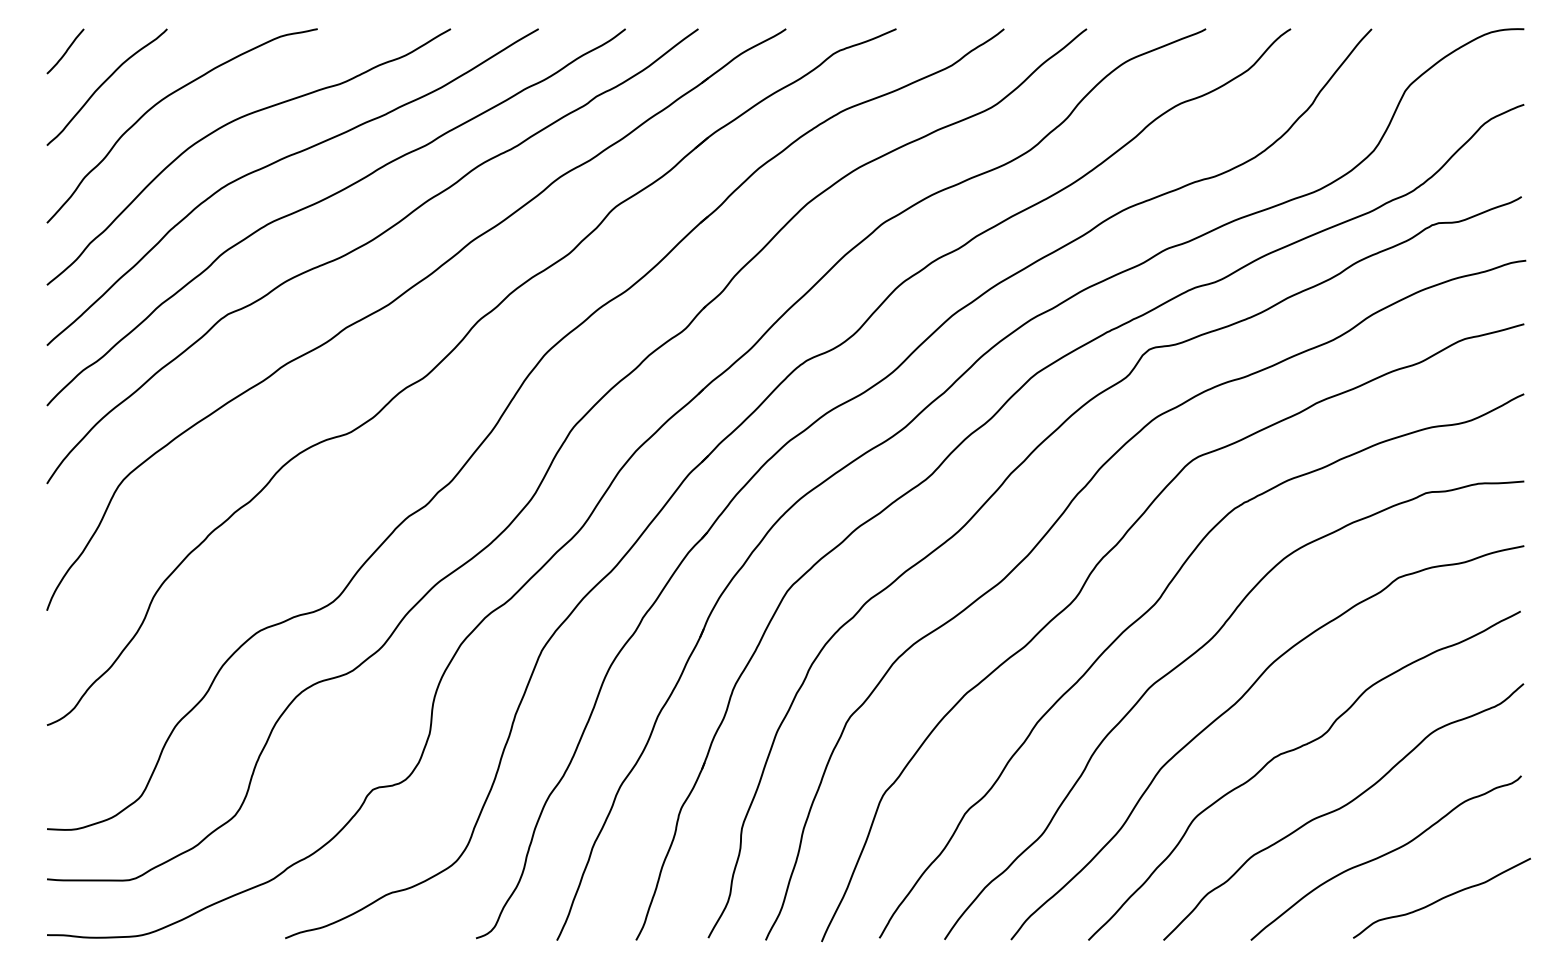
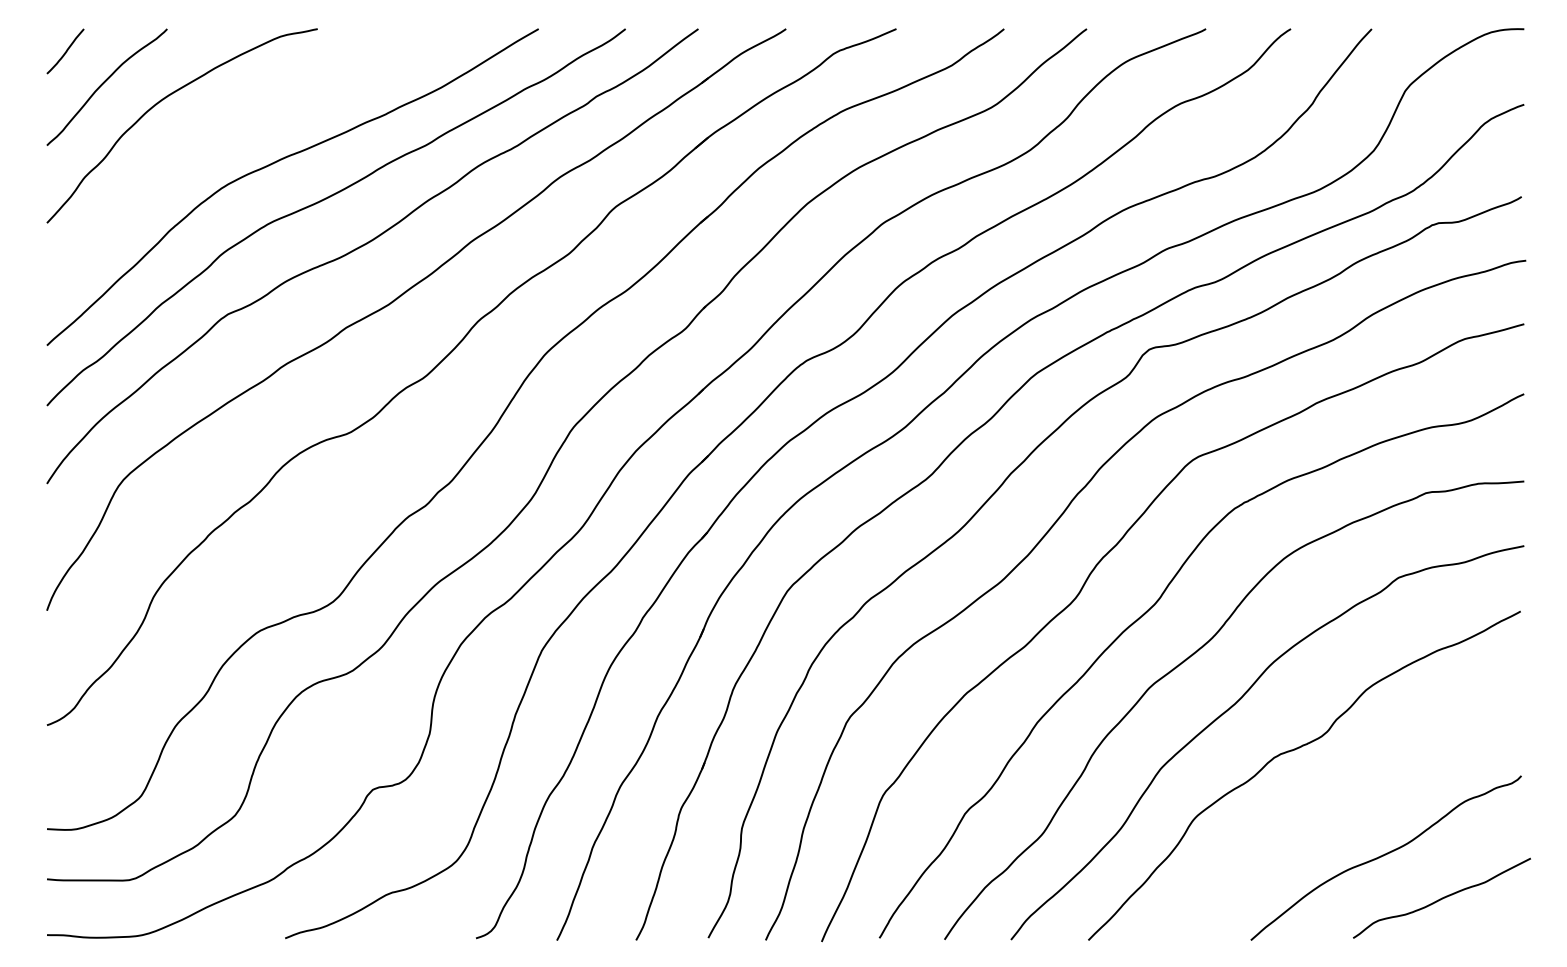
curve: present -> none (232, 122)
curve: present -> none (1342, 808)
